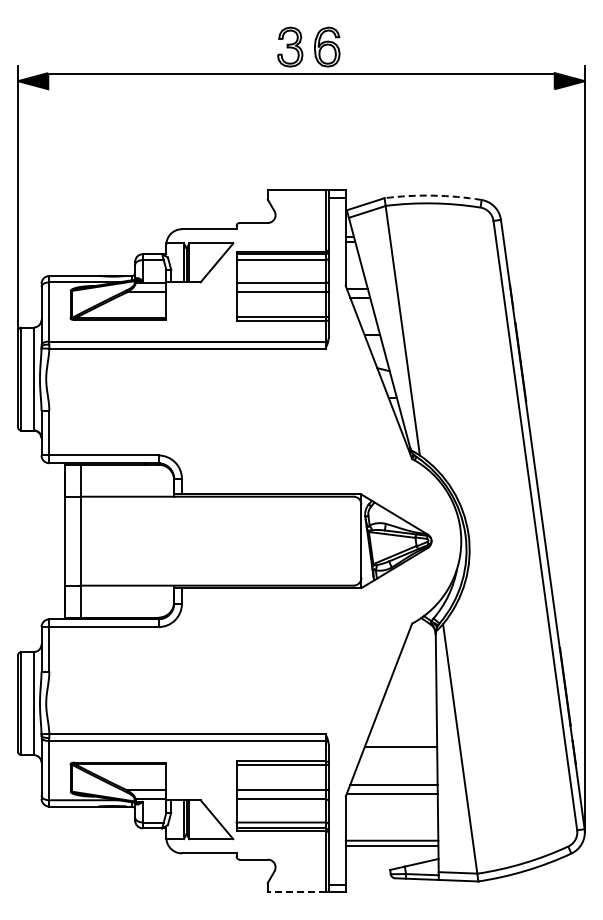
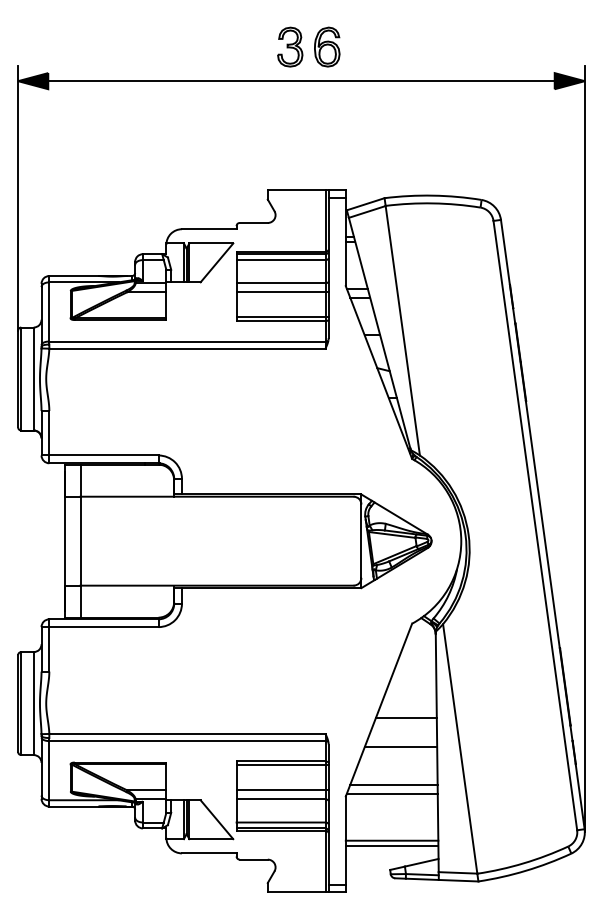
line position: (301, 74) -> (301, 81) (301, 81)
arc: dashed -> solid (433, 195)
line: none -> present (406, 717)
line: dashed -> solid (296, 892)
